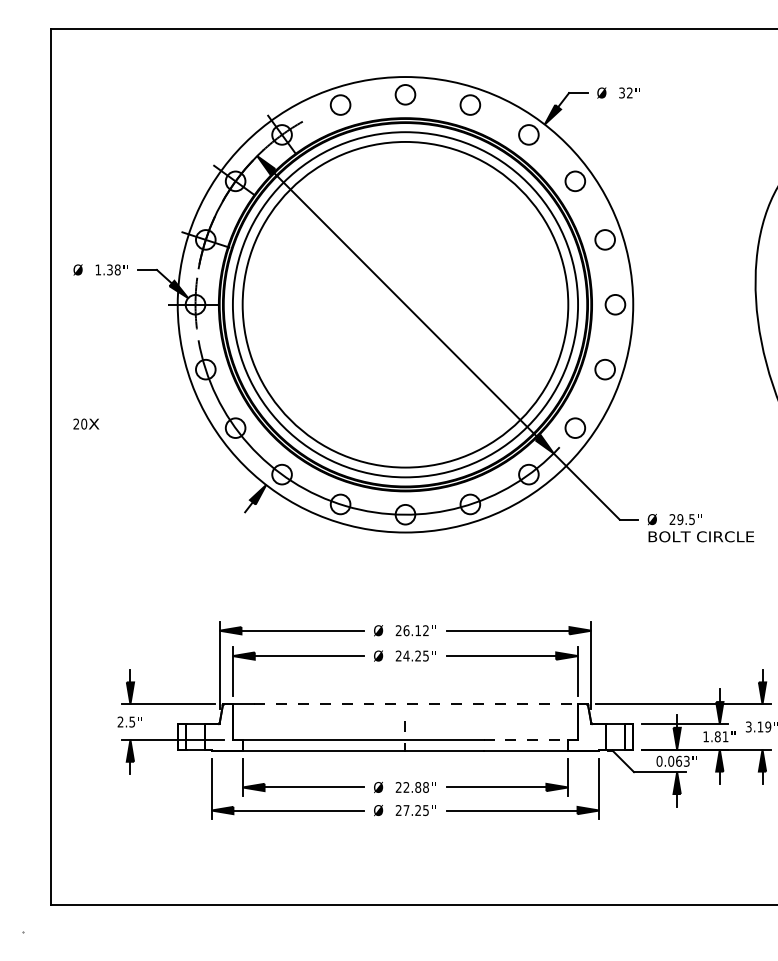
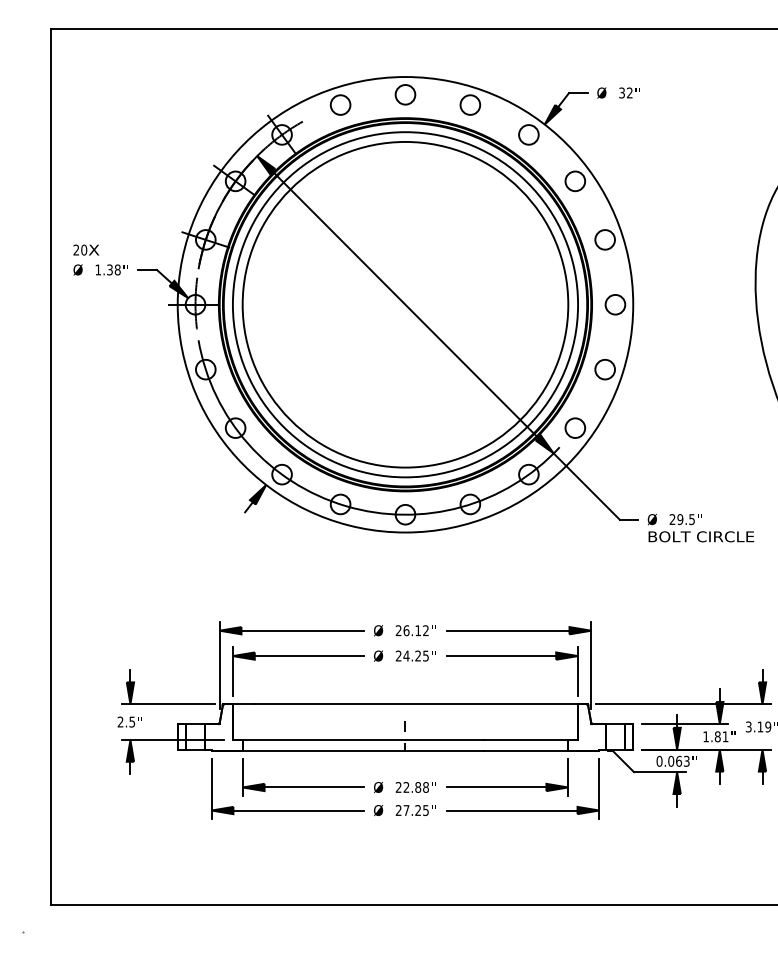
text position: (86, 423) -> (86, 249) (86, 249)
line: dashed -> solid (416, 704)
line: dashed -> solid (526, 739)
